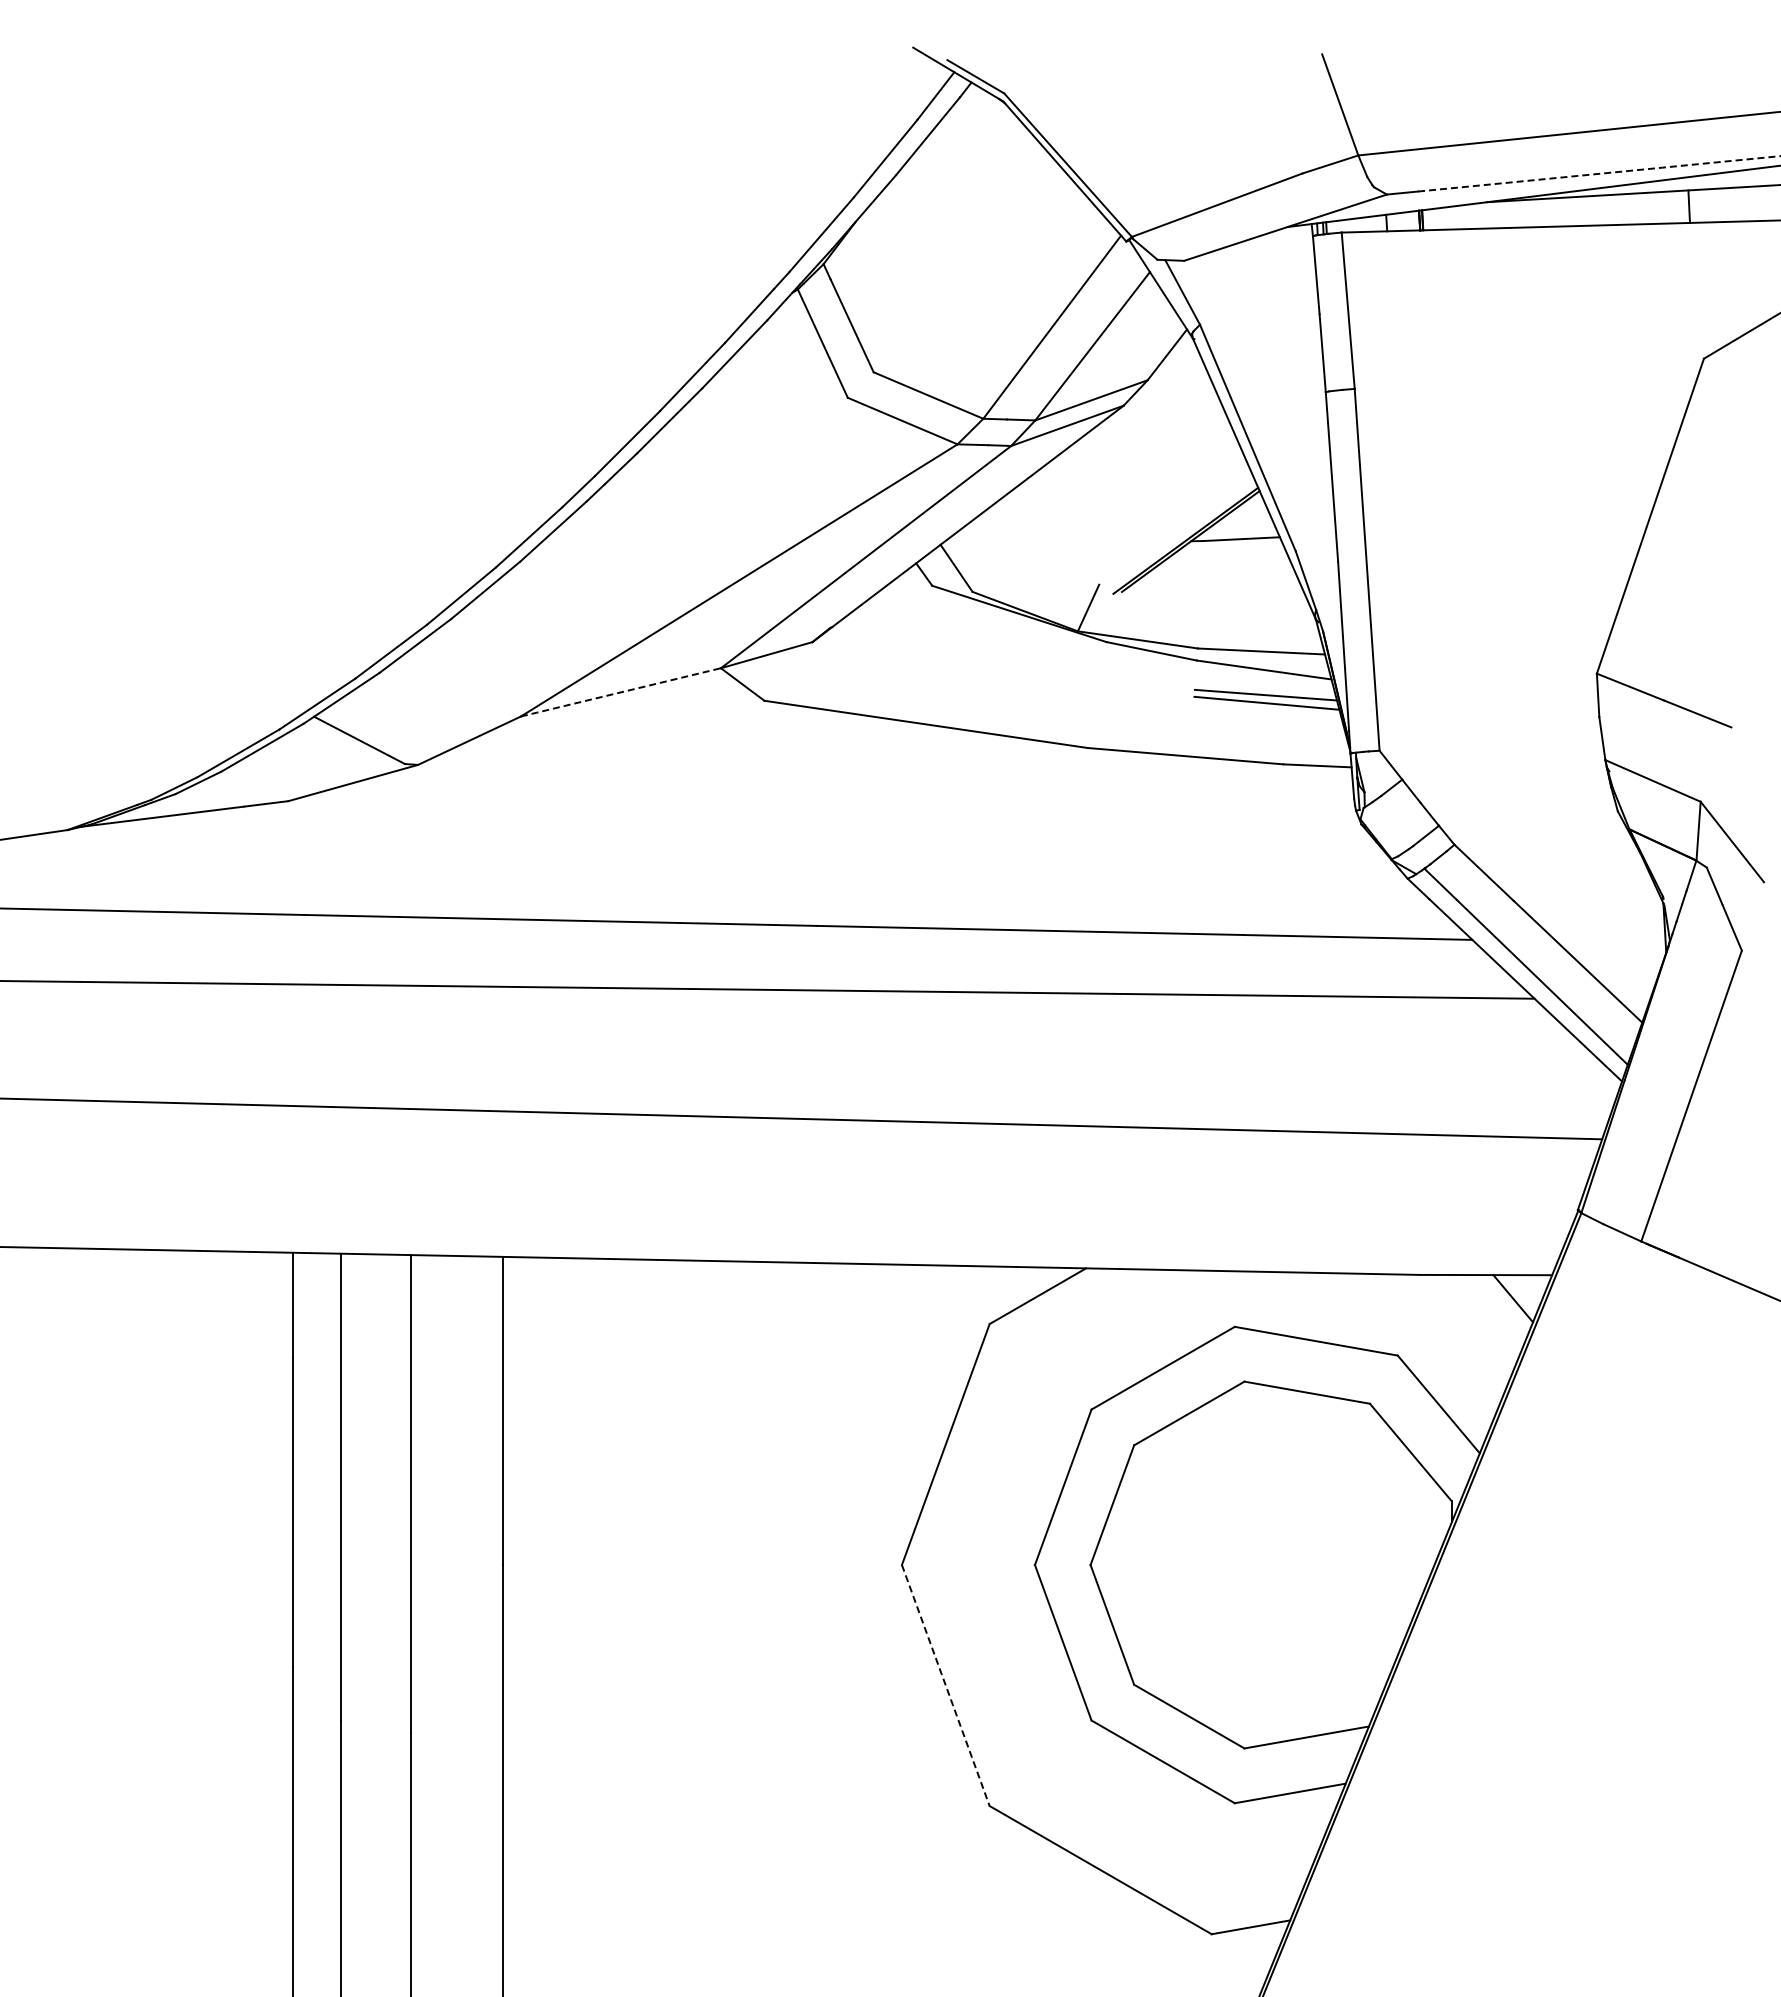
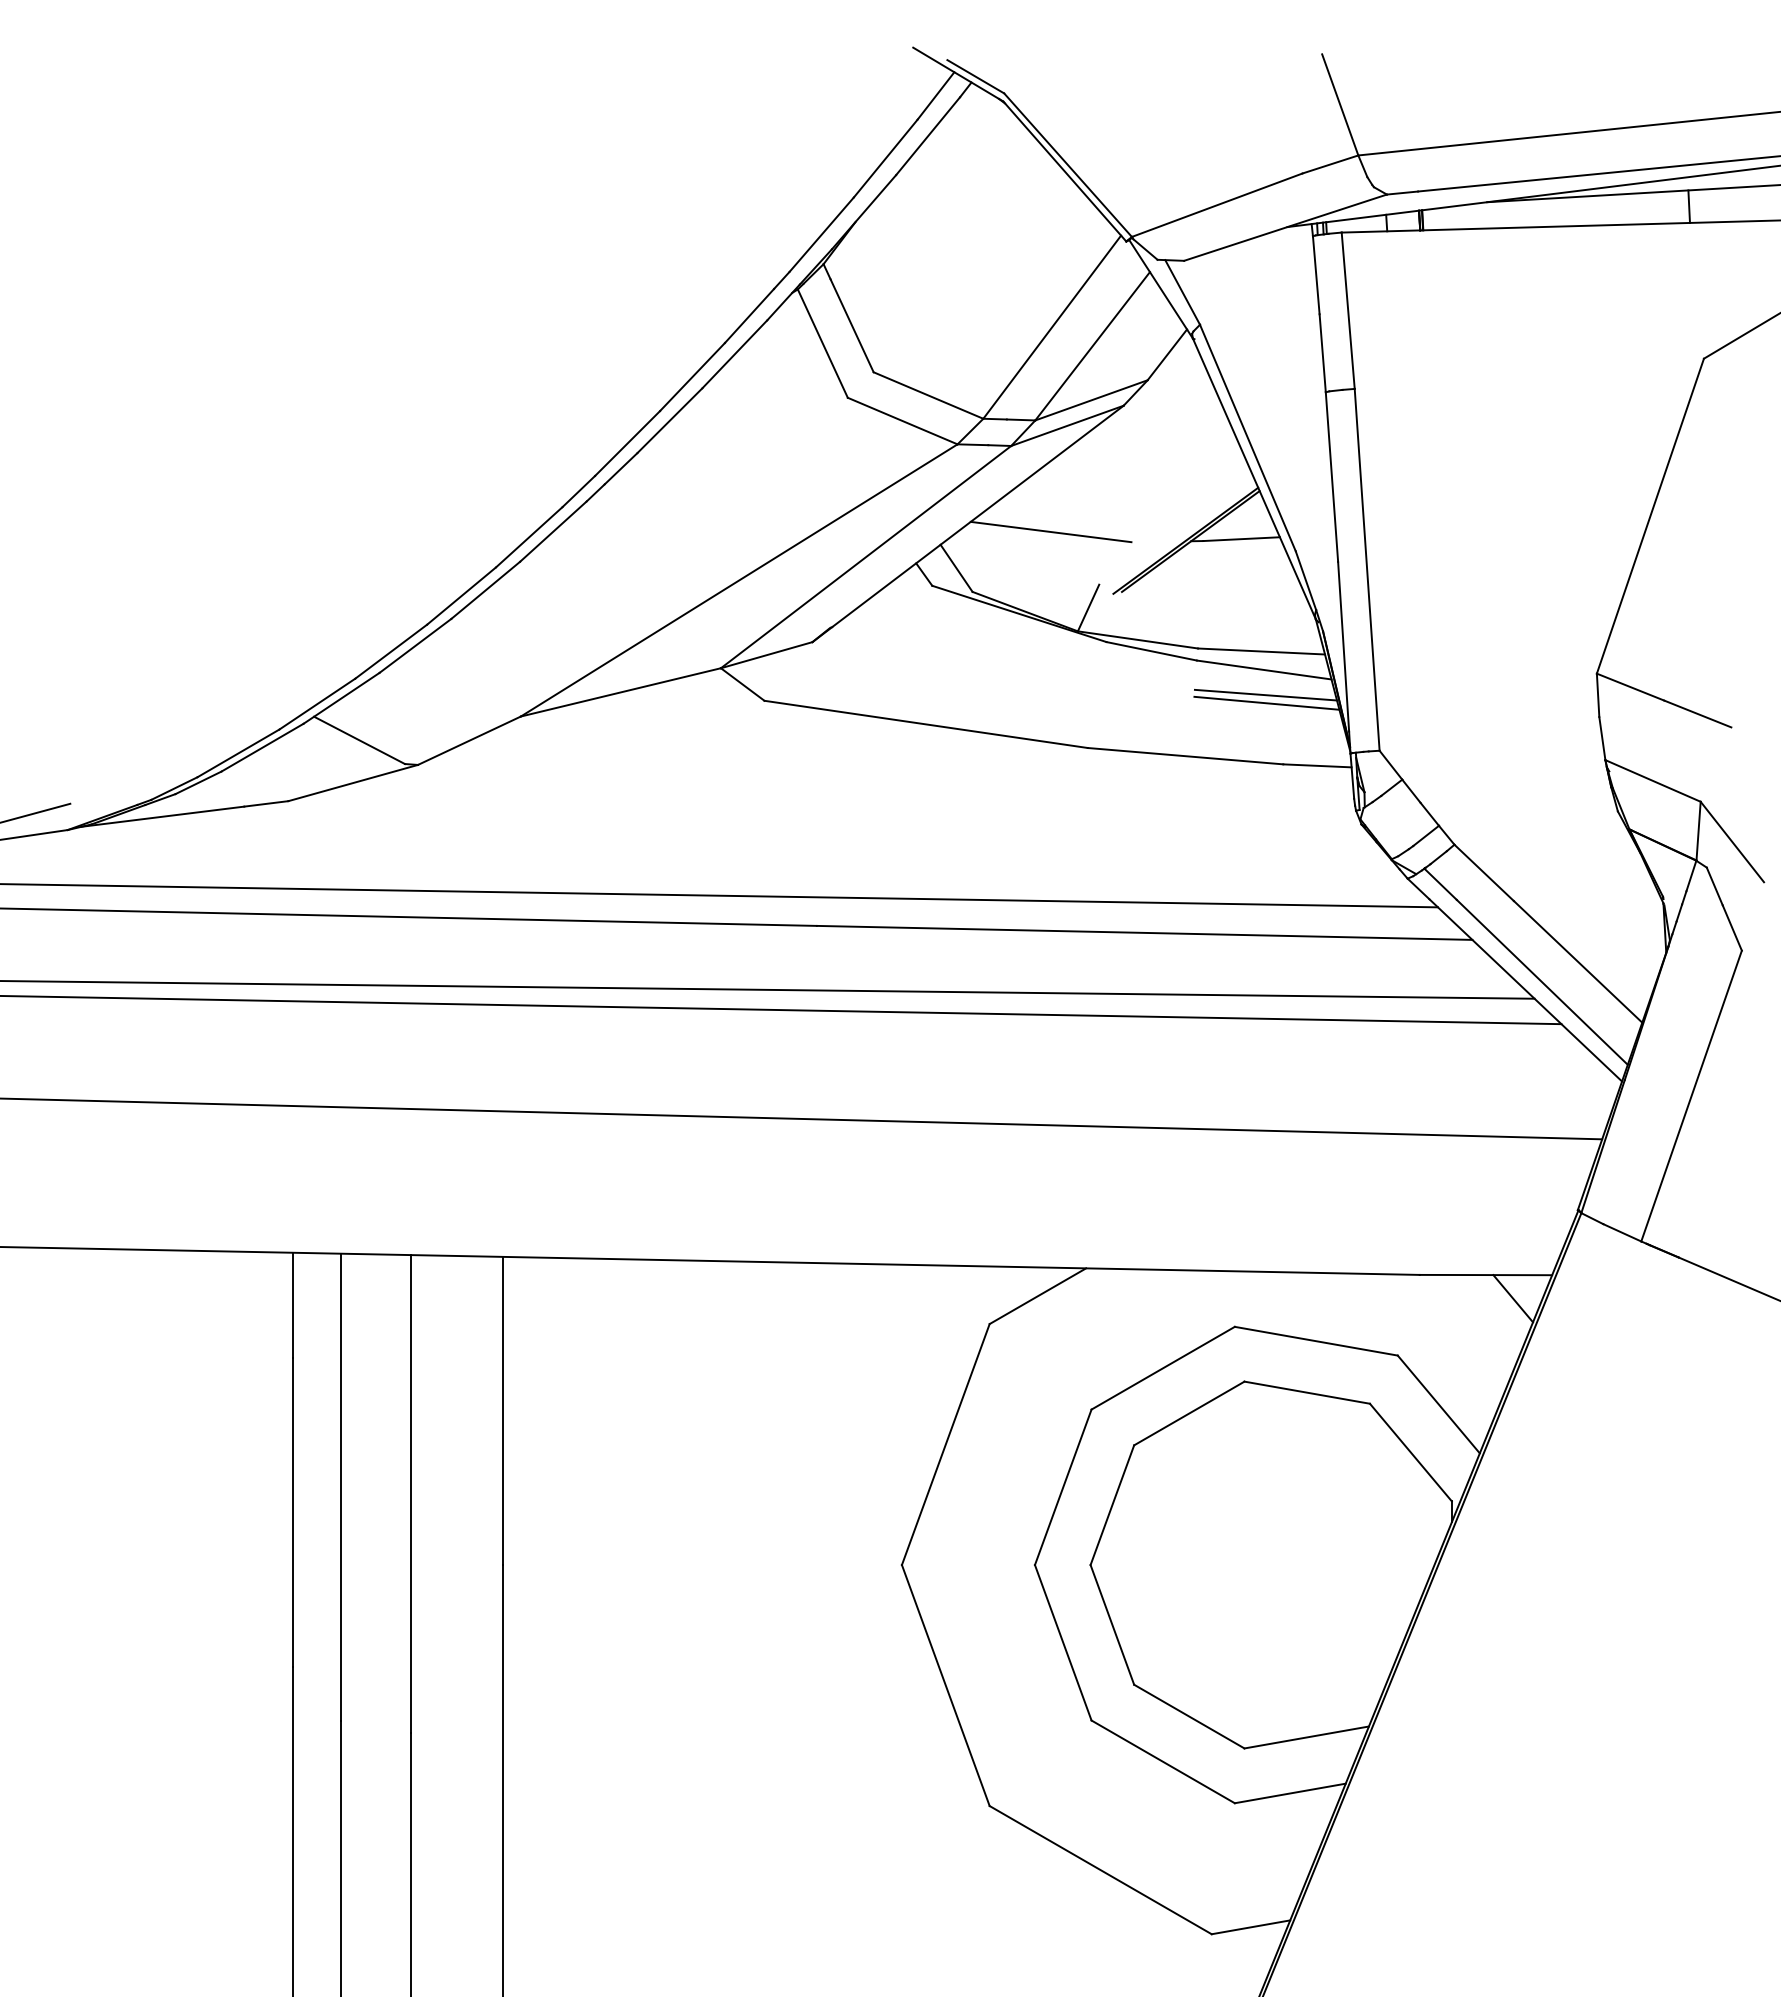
line: dashed -> solid (1599, 173)
line: none -> present (1050, 531)
line: dashed -> solid (620, 692)
line: none -> present (36, 812)
line: none -> present (719, 895)
line: none -> present (781, 1010)
line: dashed -> solid (945, 1686)
